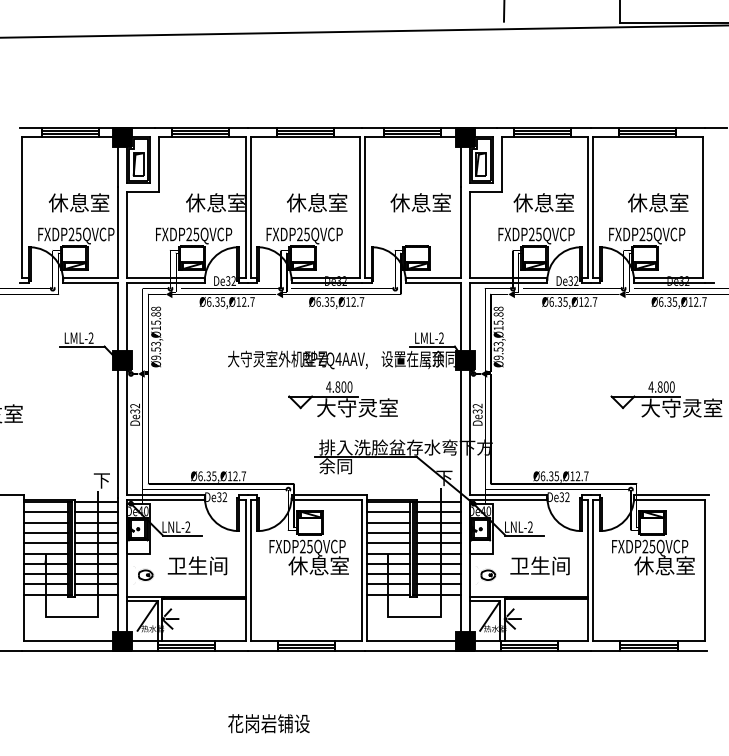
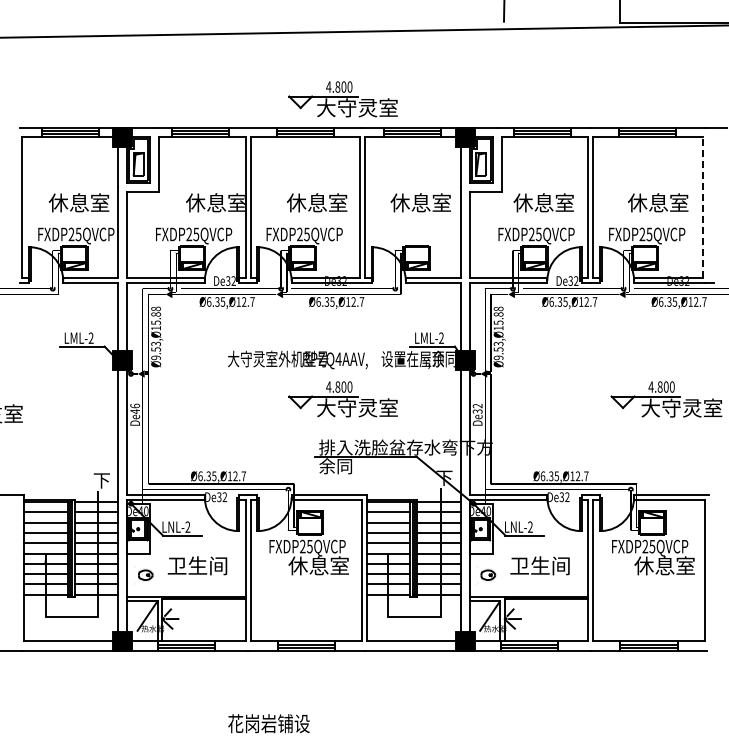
part: none -> present (342, 99)
line: solid -> dashed (702, 207)
text: De32 -> De46 (135, 408)
